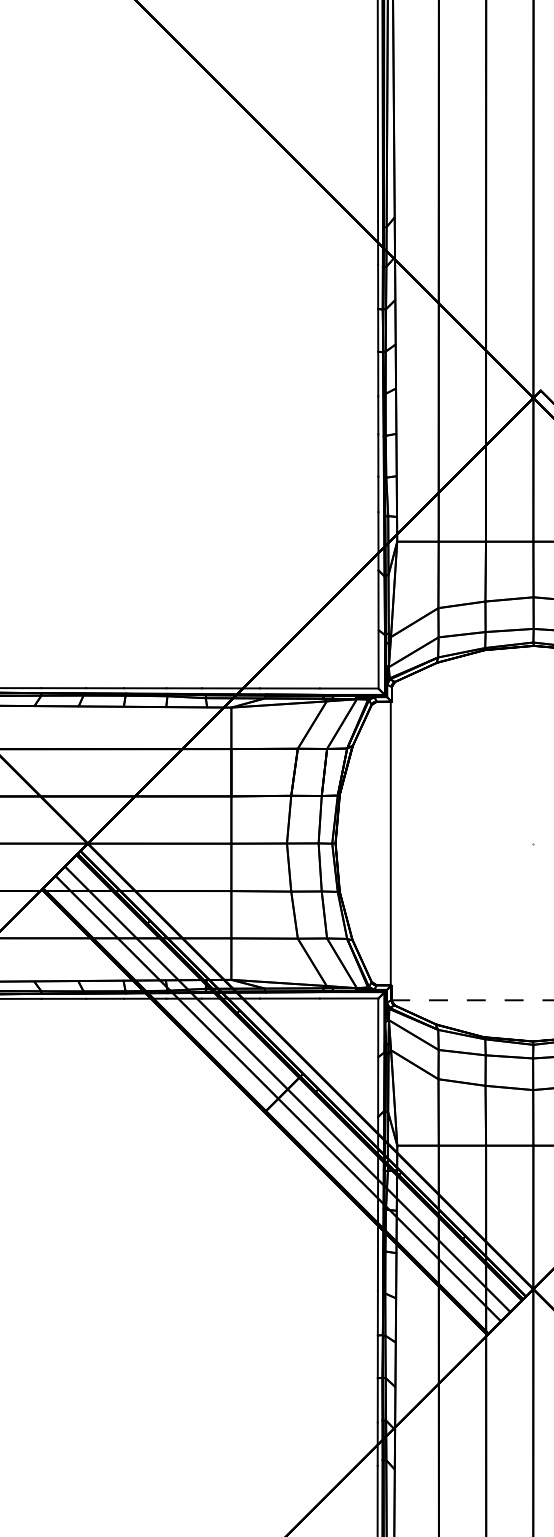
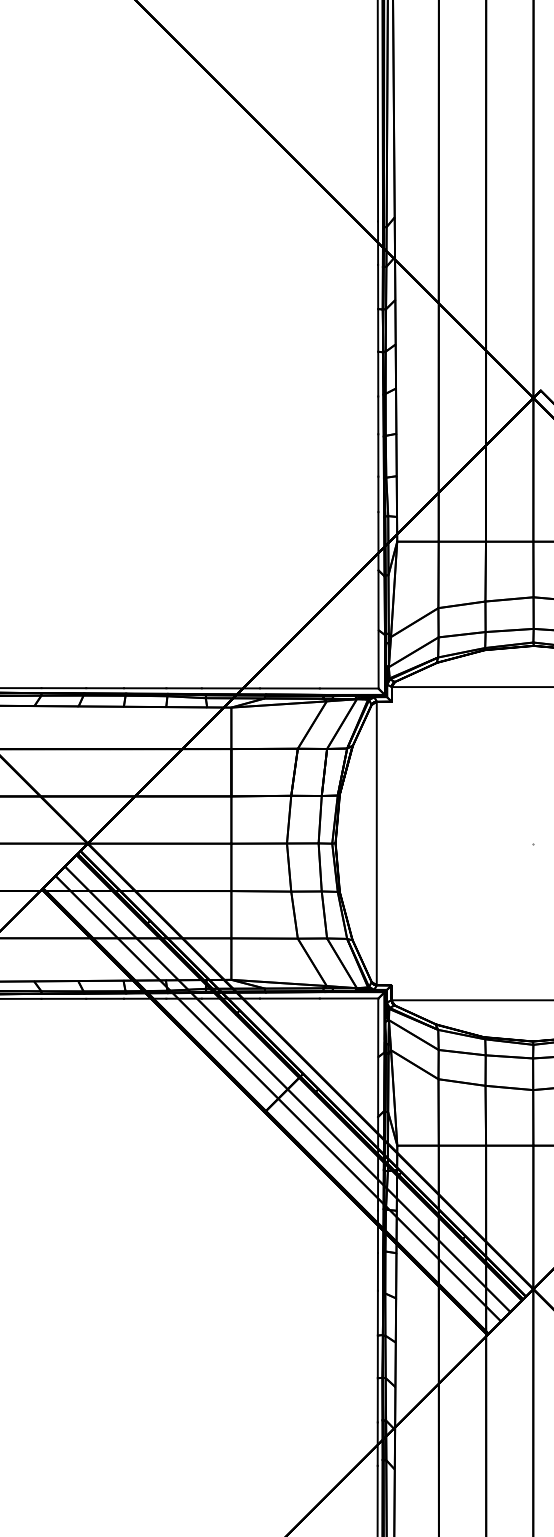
line: none -> present (470, 687)
line position: (390, 843) -> (376, 843) (376, 843)
line: dashed -> solid (472, 1000)
